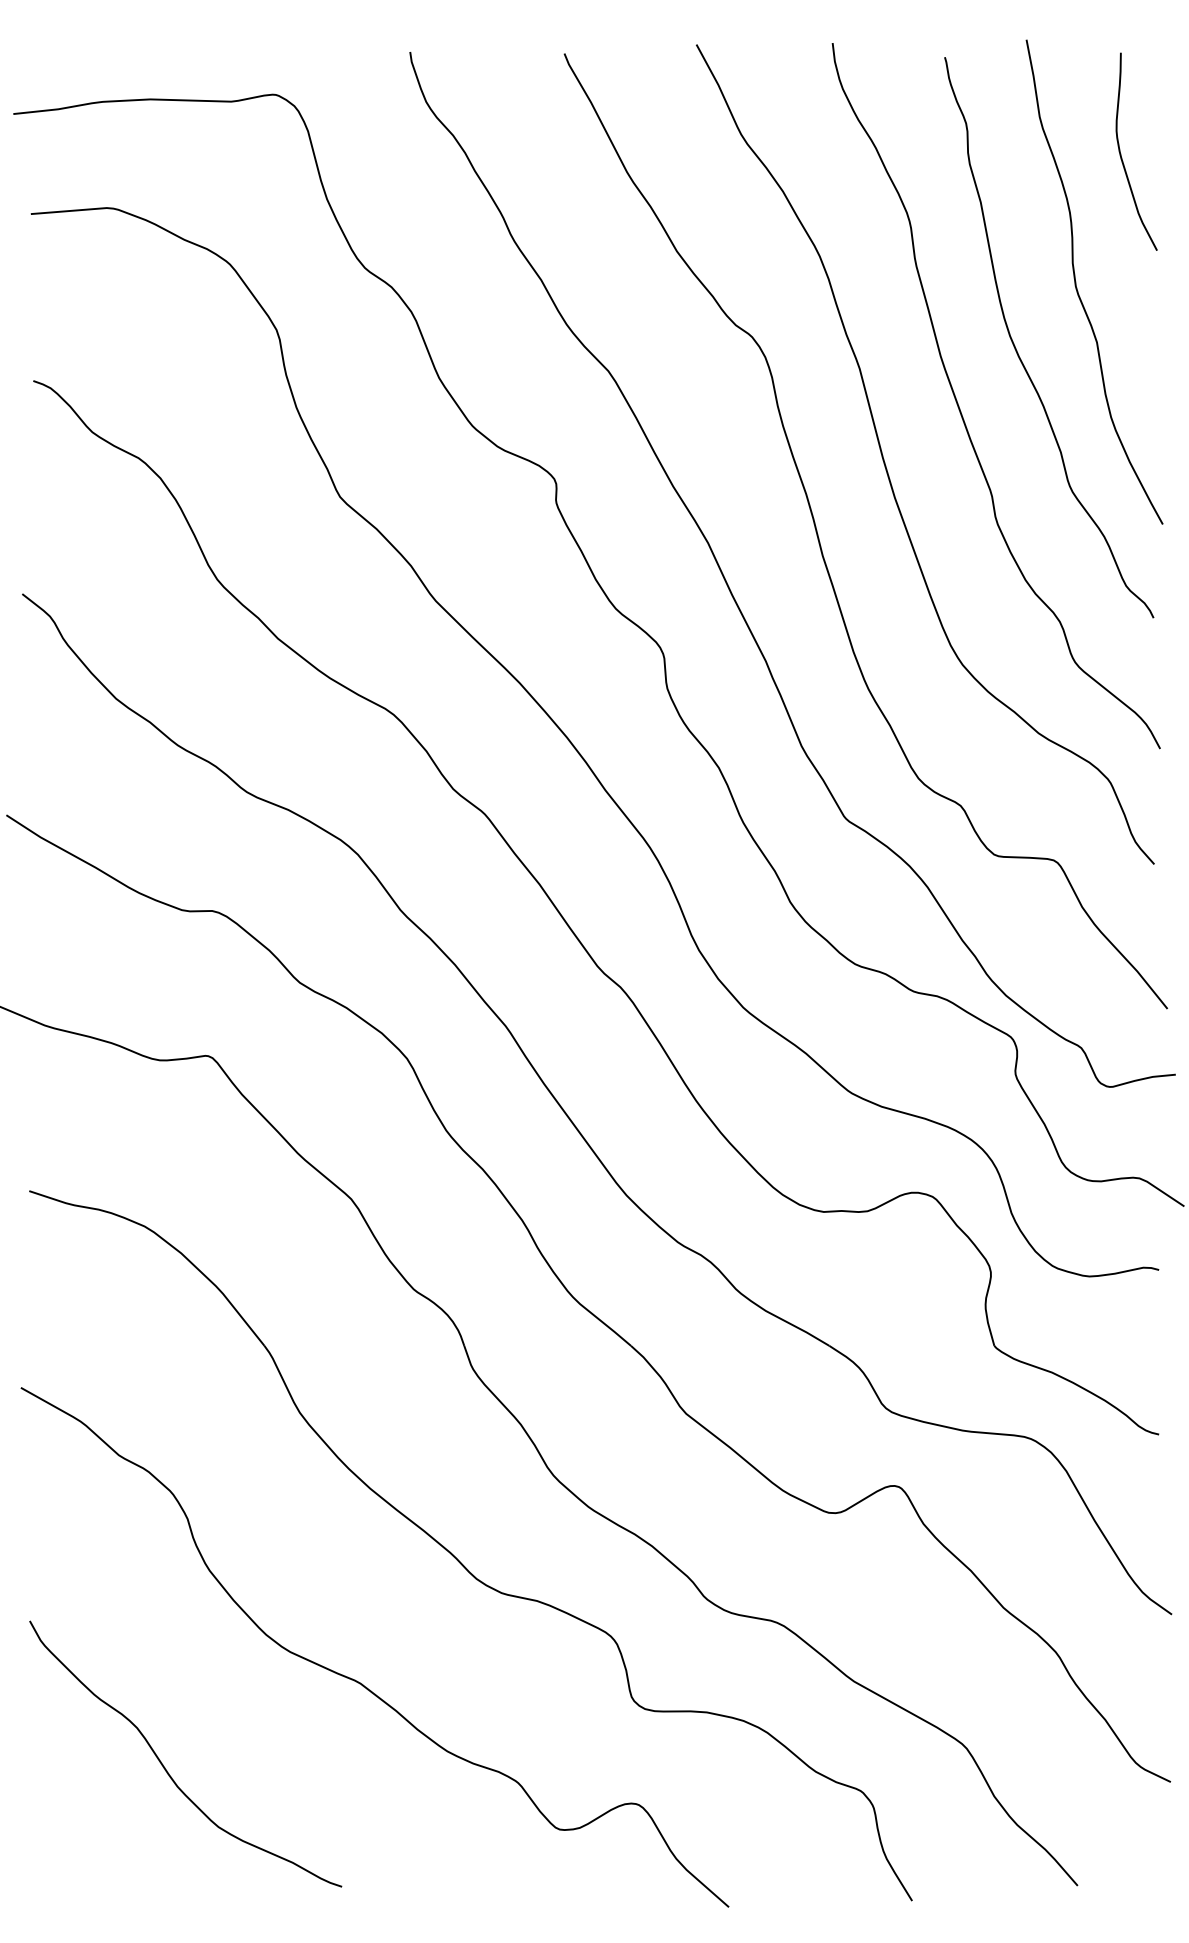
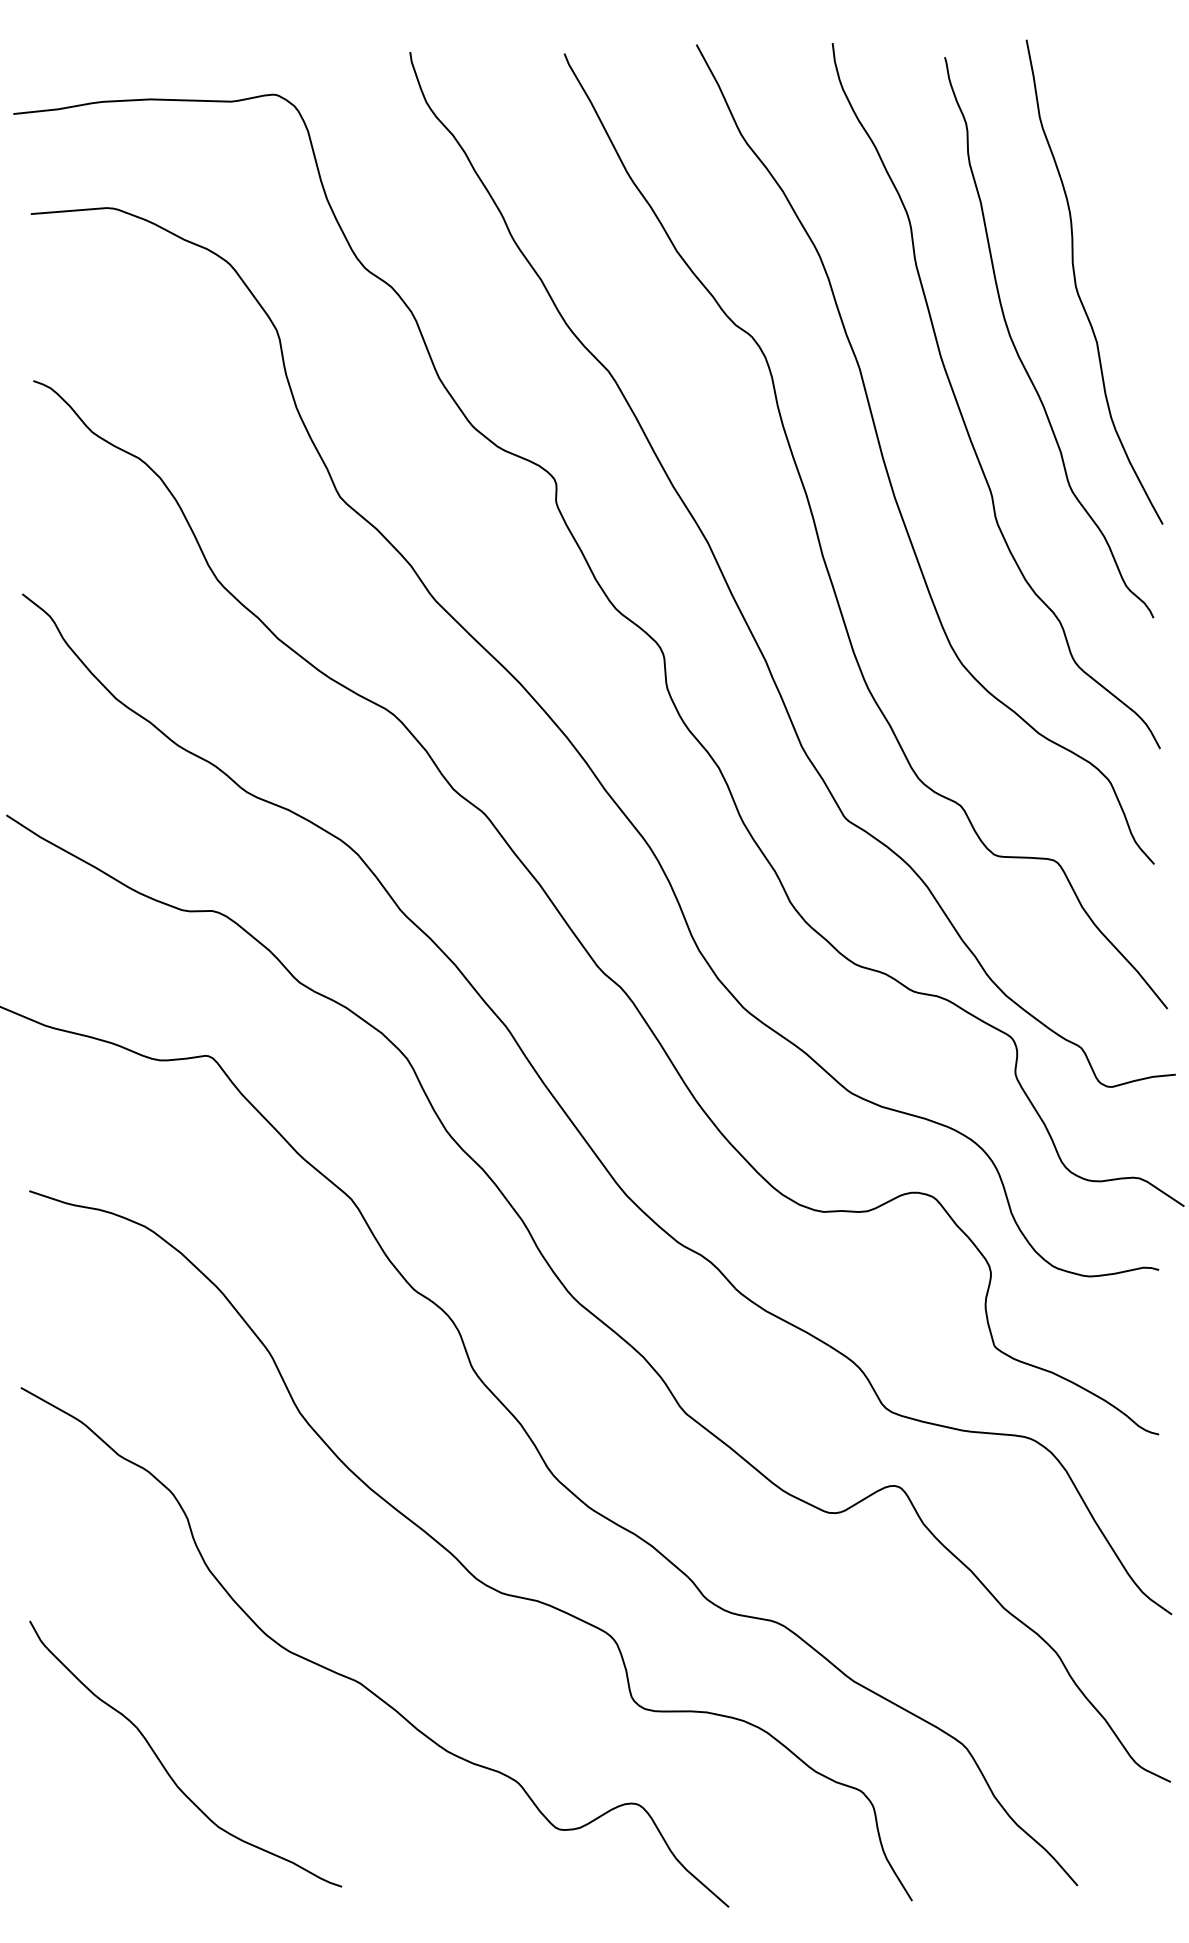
curve: present -> none (1121, 153)
